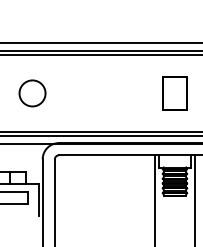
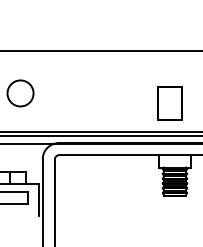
line: present -> none (100, 42)
line: present -> none (100, 54)
circle position: (32, 93) -> (20, 93) (20, 93)
part position: (174, 93) -> (169, 103) (169, 103)
line: present -> none (154, 199)
line: present -> none (195, 199)
